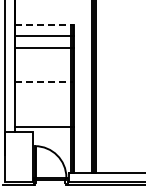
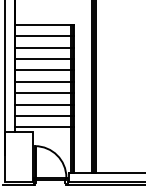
line: dashed -> solid (44, 24)
line: none -> present (43, 59)
line: none -> present (43, 70)
line: dashed -> solid (44, 81)
line: none -> present (43, 93)
line: none -> present (43, 104)
line: none -> present (43, 115)
